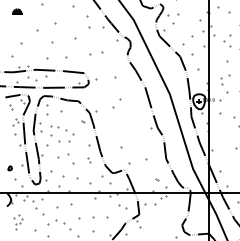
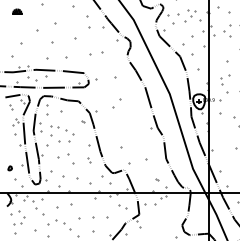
part: none -> present (190, 15)
part position: (227, 40) -> (227, 30) (227, 30)
part size: 11x17 px -> 16x25 px (17, 222)
